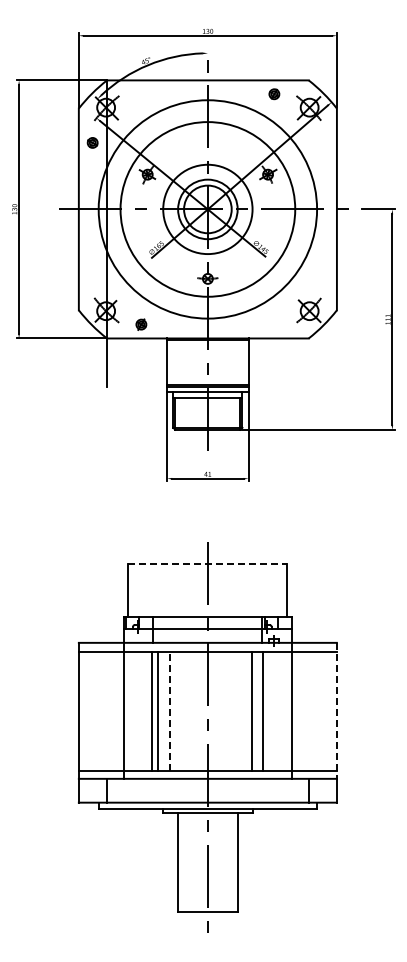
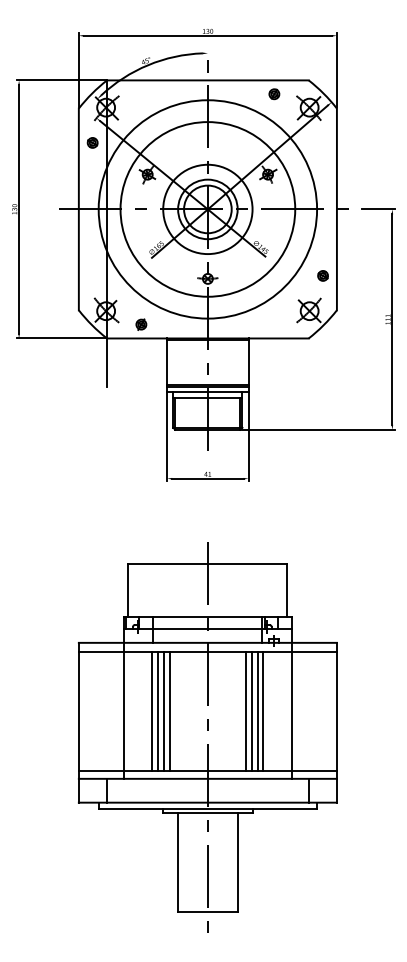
part: none -> present (322, 275)
line: dashed -> solid (208, 564)
line: none -> present (164, 710)
line: none -> present (245, 710)
line: none -> present (257, 710)
line: dashed -> solid (336, 710)
line: dashed -> solid (170, 711)
